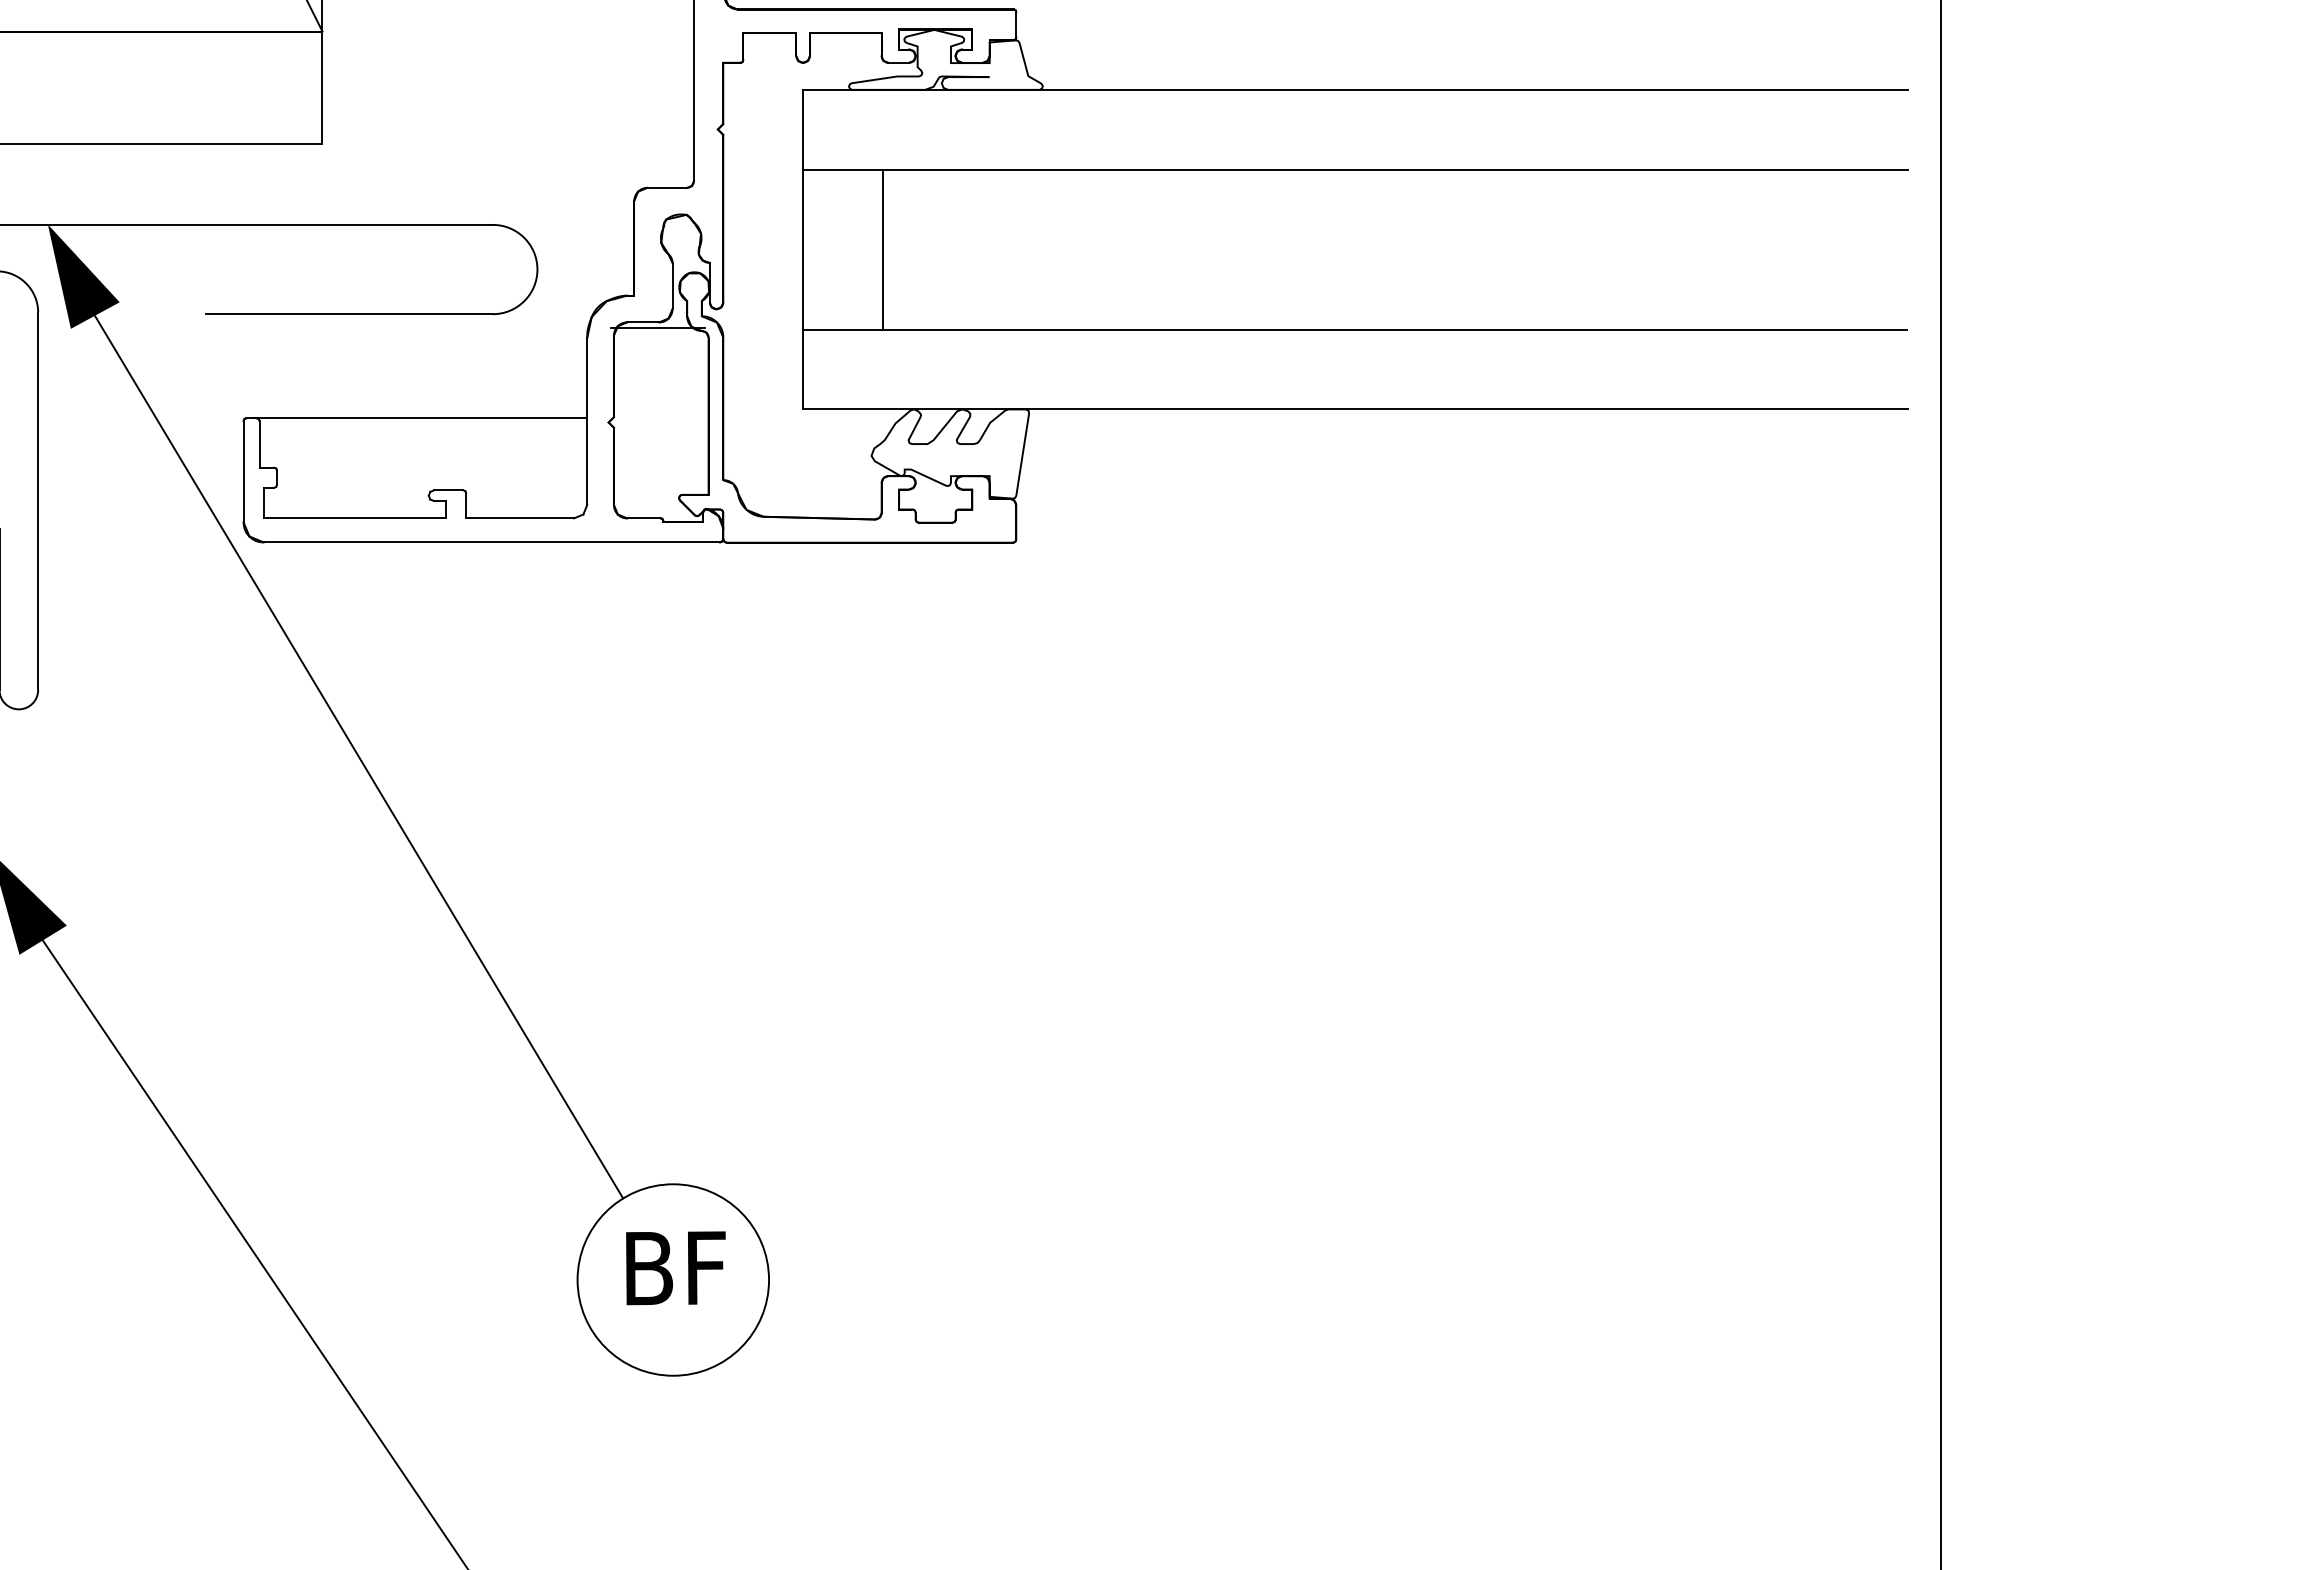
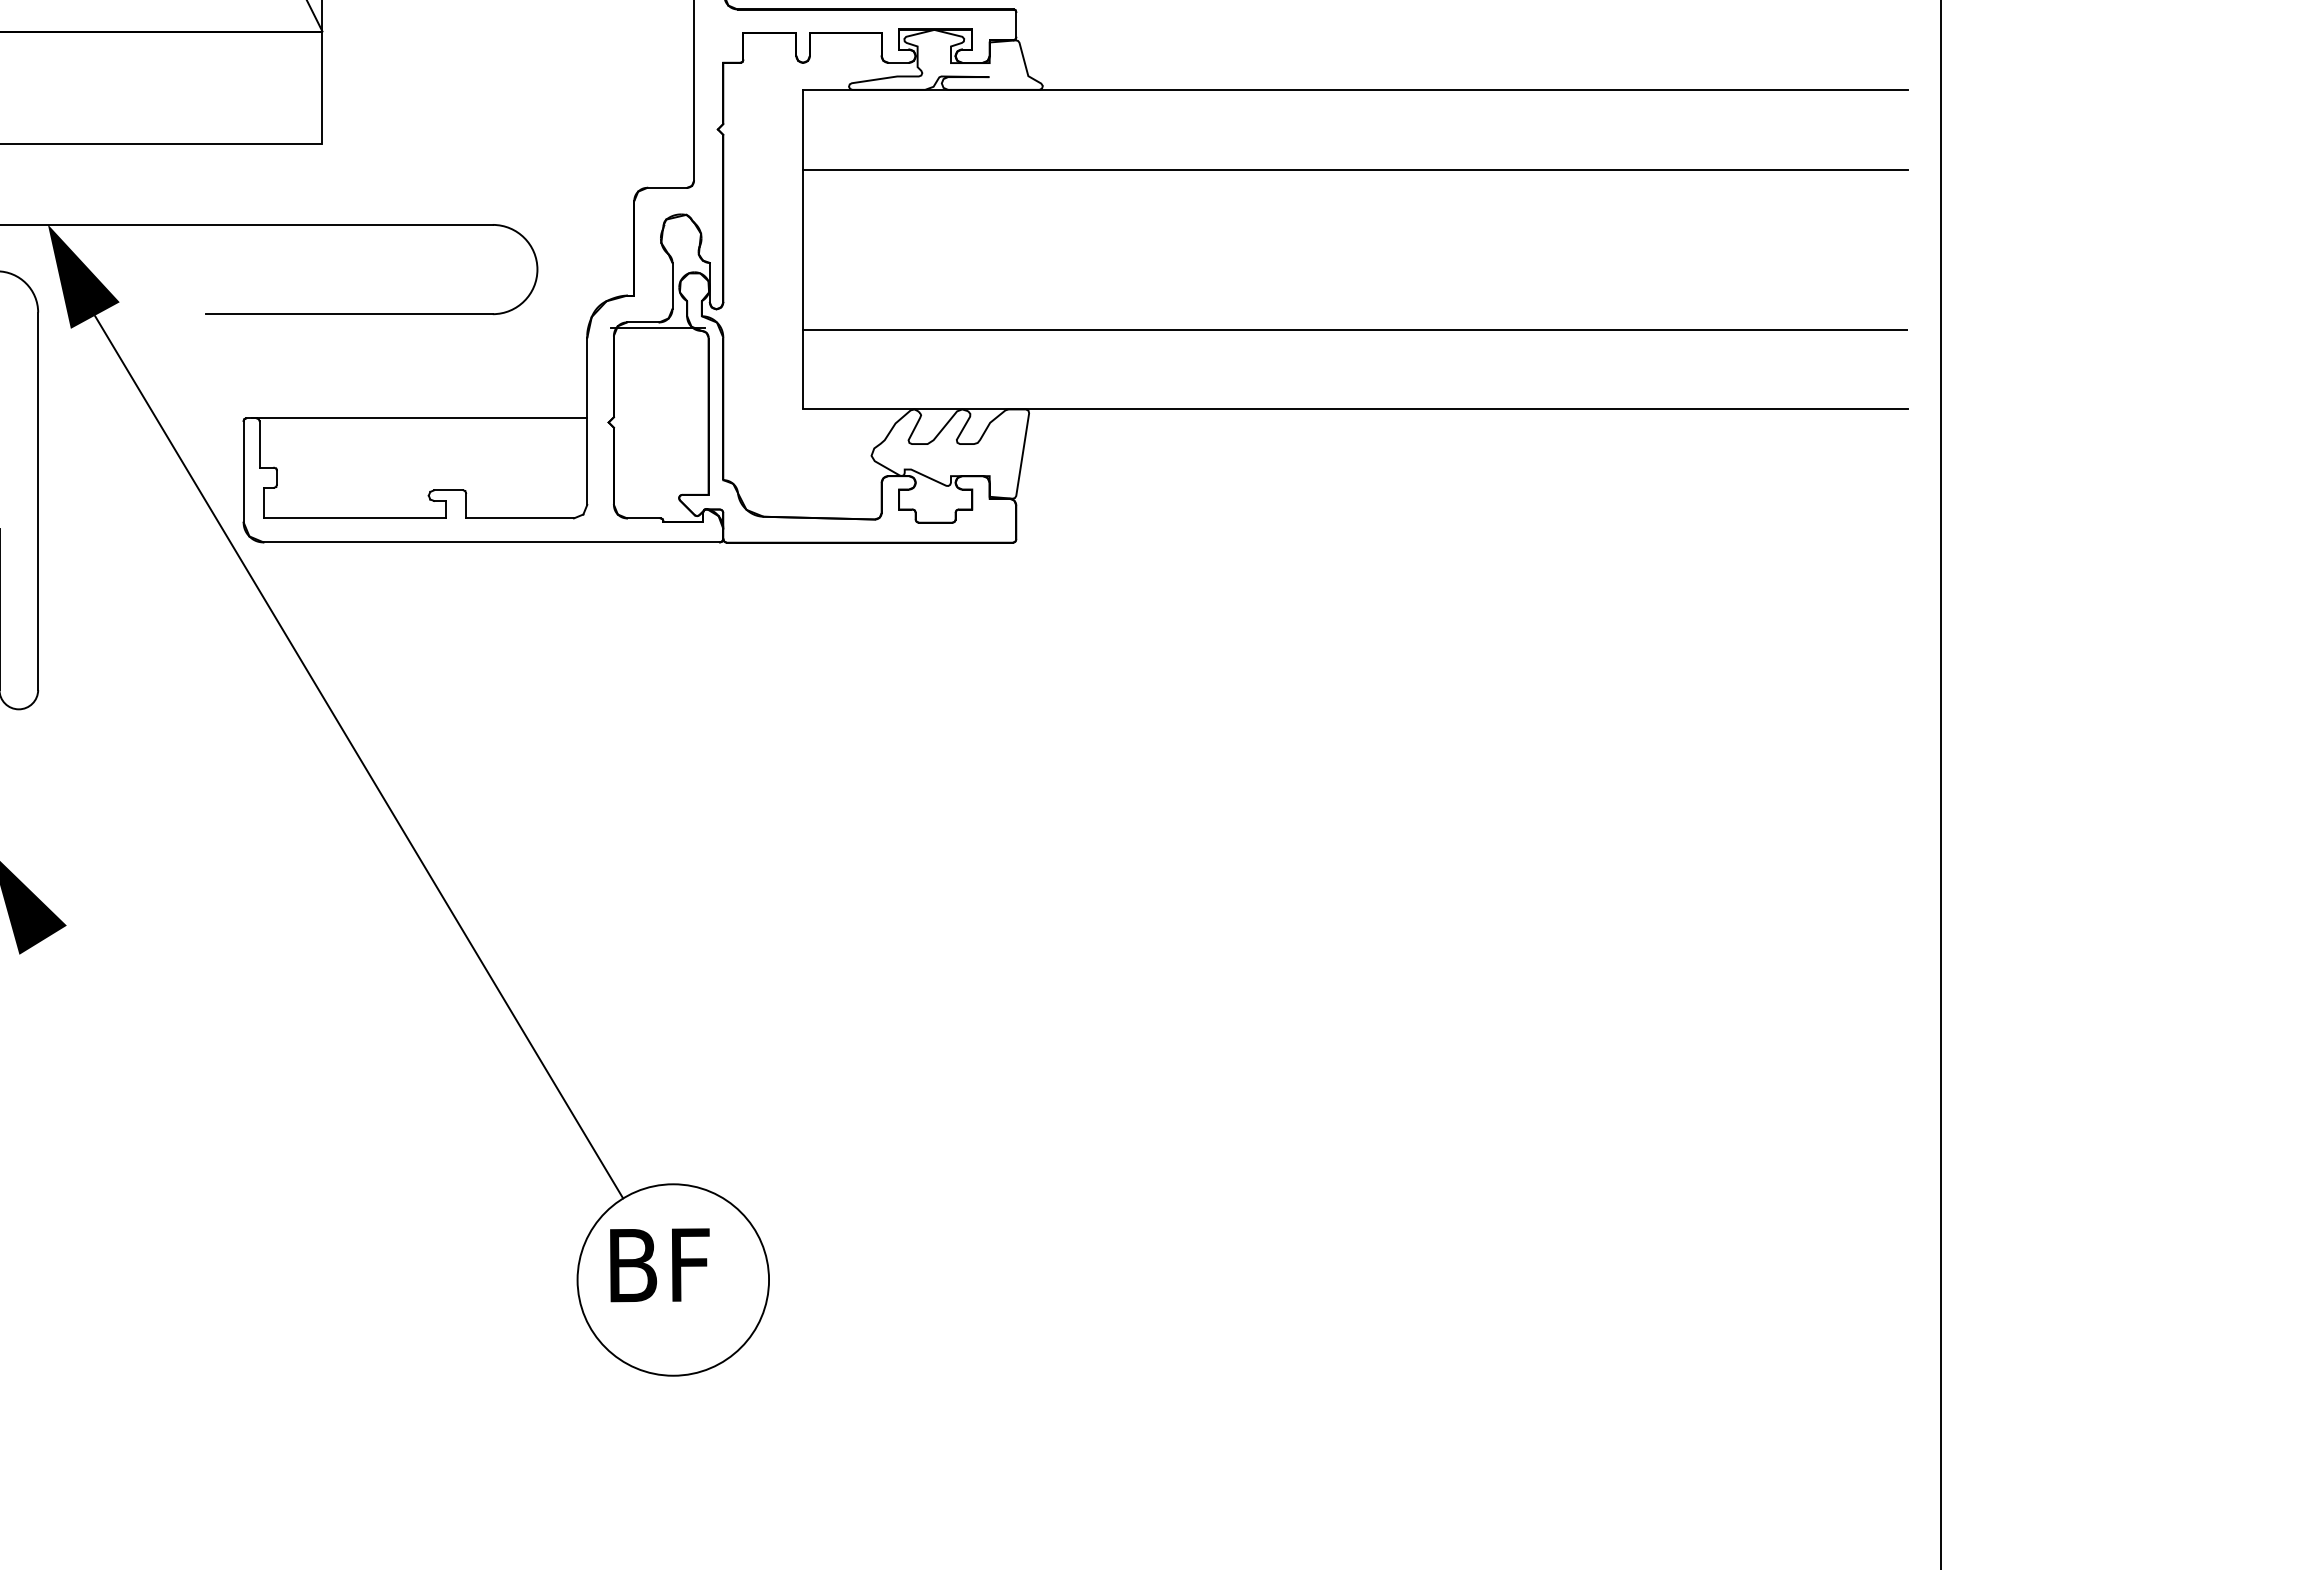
line: present -> none (882, 249)
line: present -> none (254, 1253)
text position: (675, 1268) -> (659, 1265) (659, 1265)
